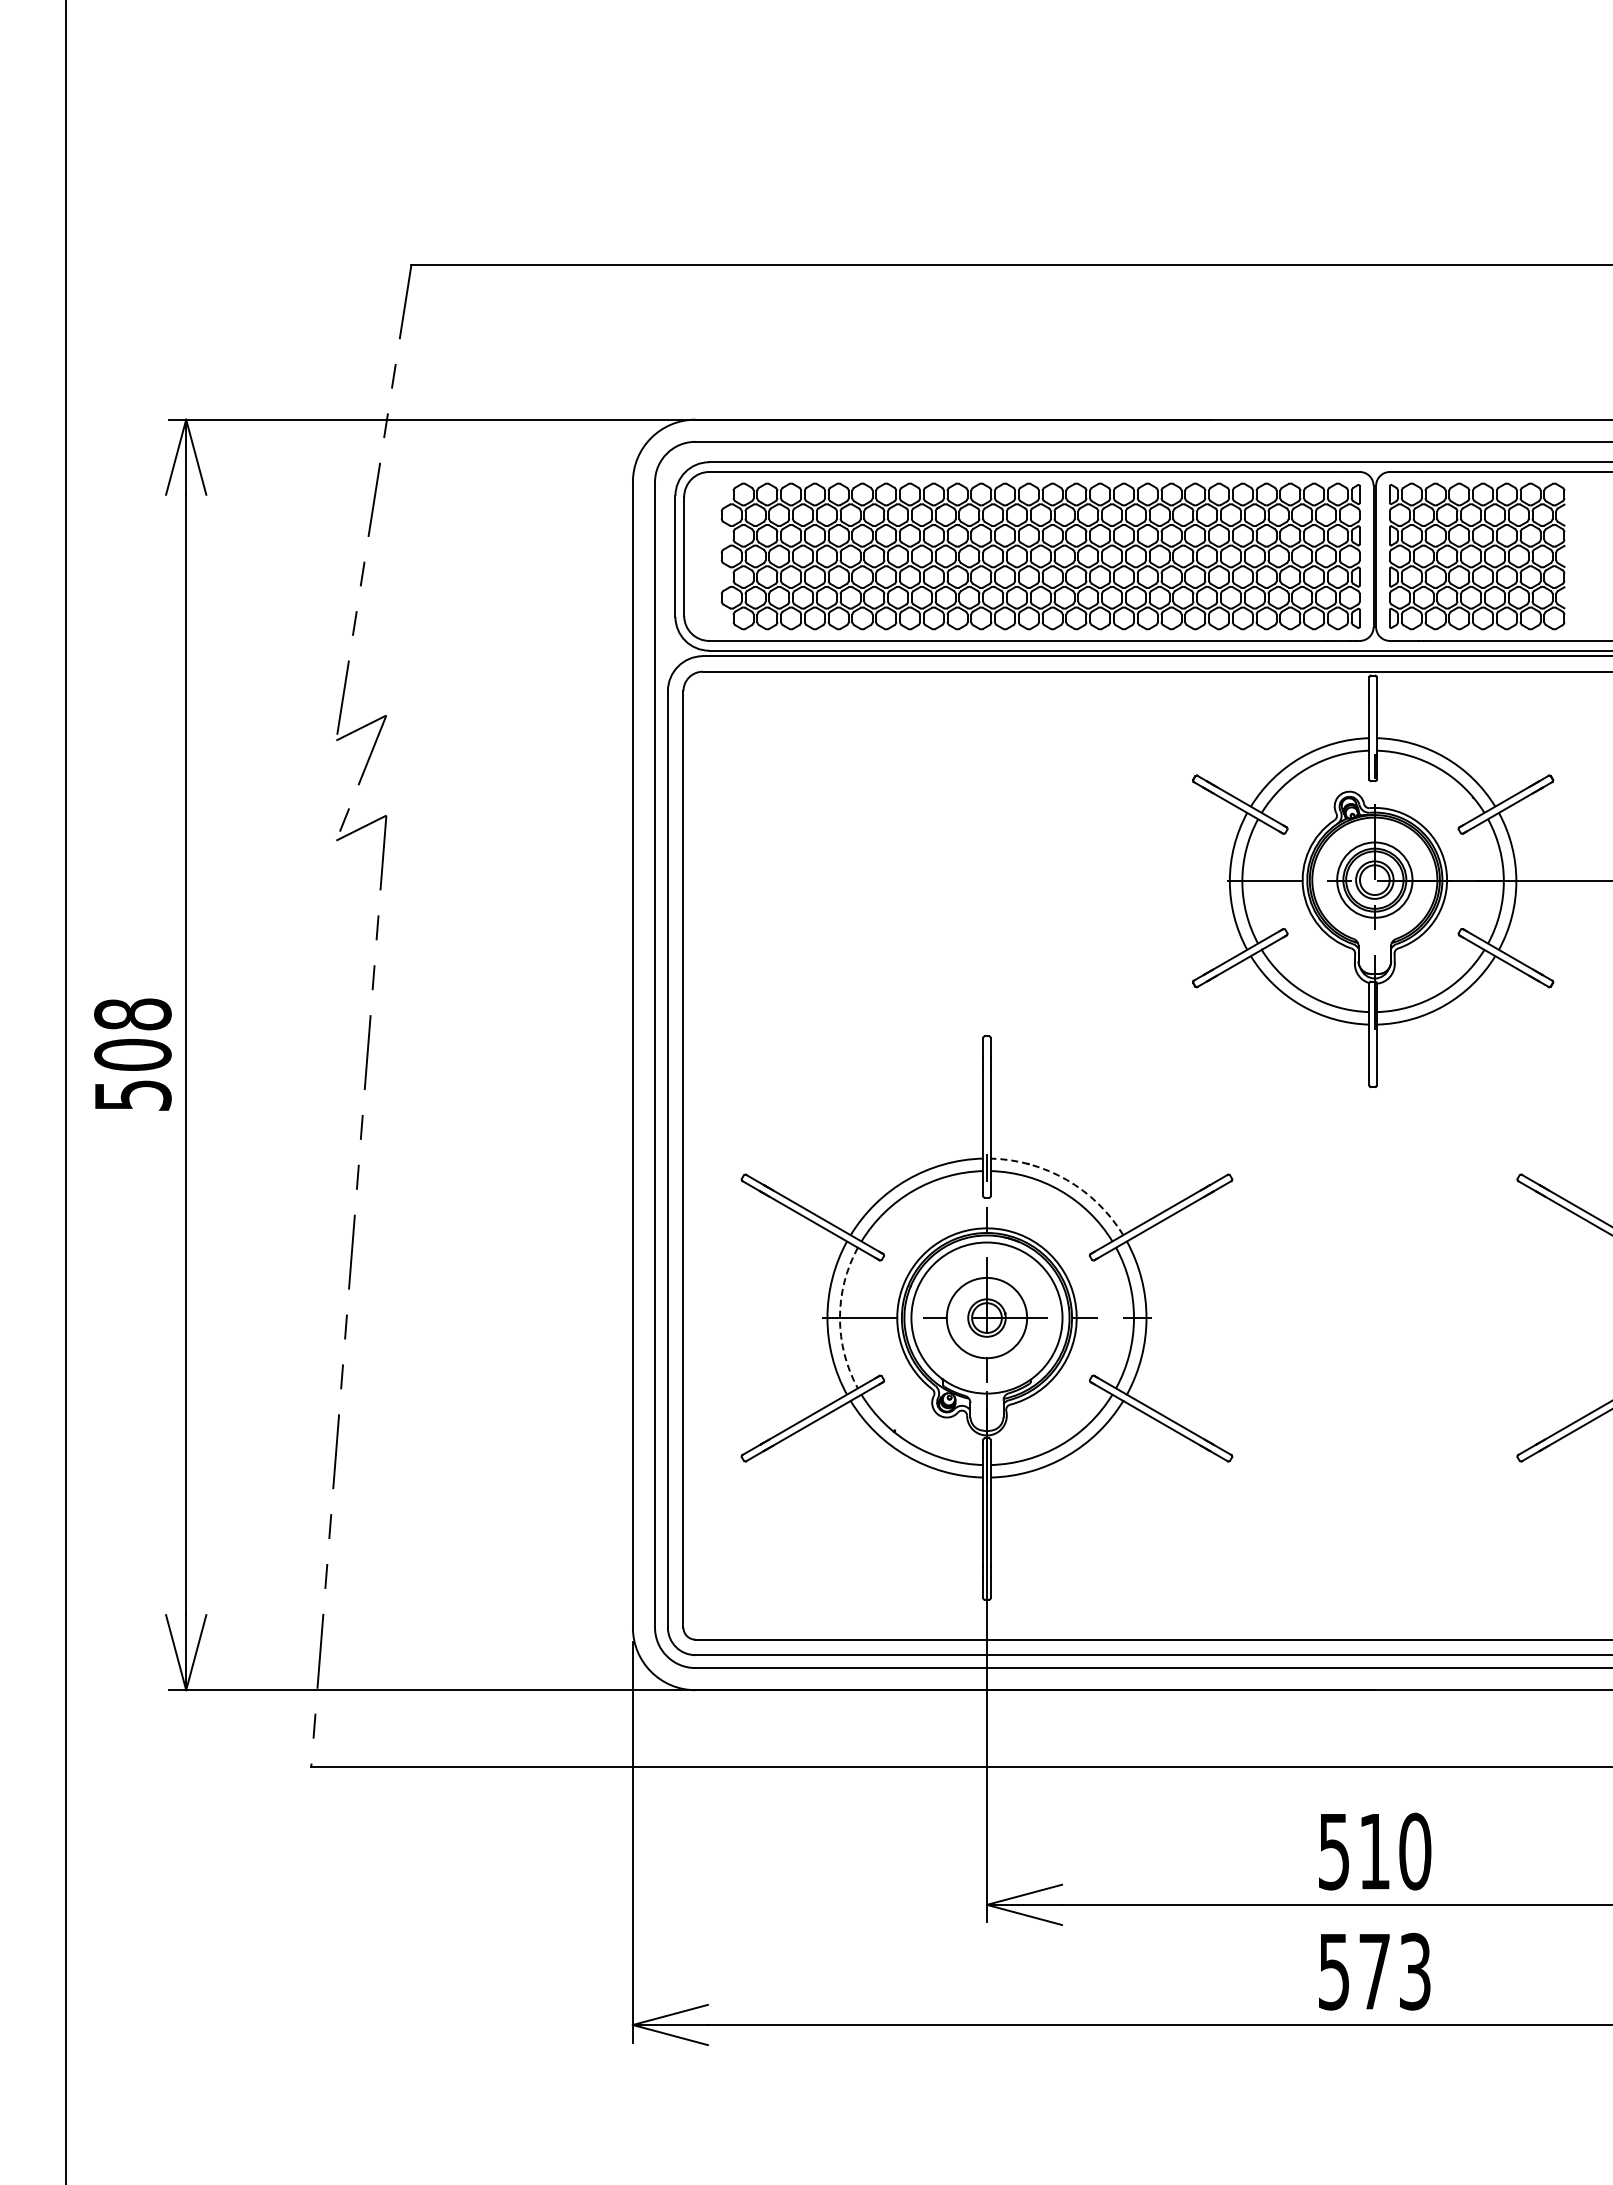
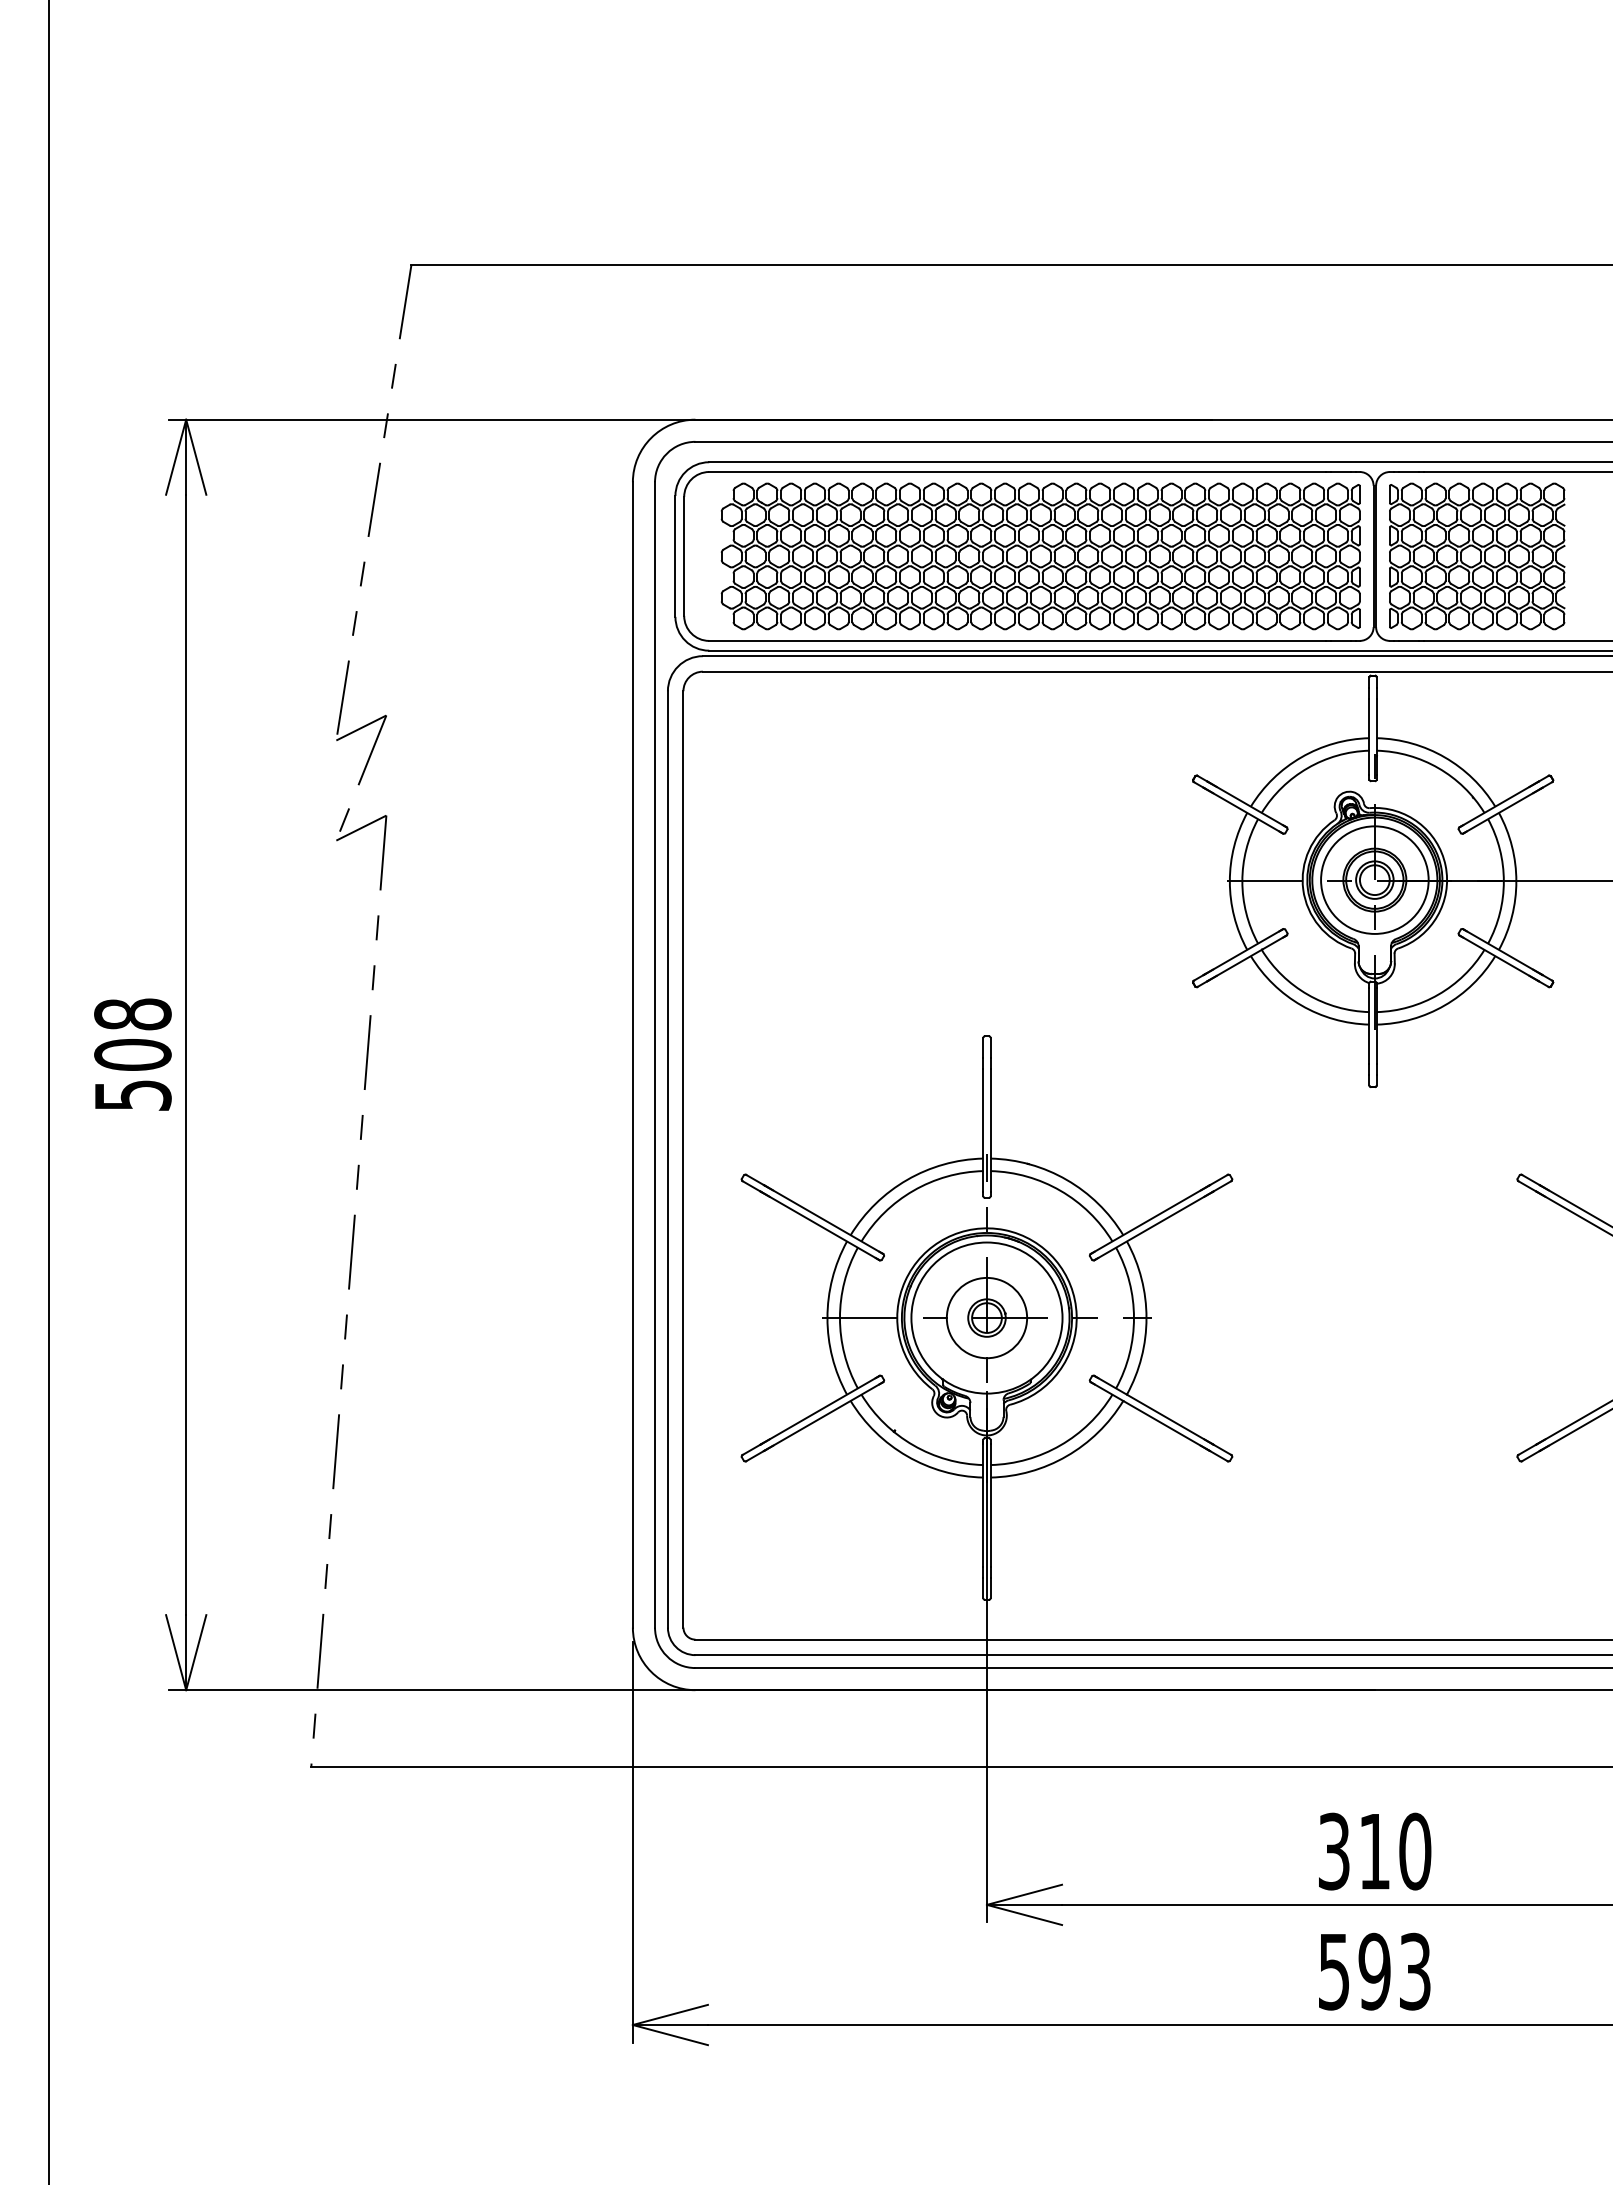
circle diameter: 75 px -> 108 px (1374, 879)
line position: (65, 1091) -> (48, 1091) (48, 1091)
arc: dashed -> solid (1066, 1179)
arc: dashed -> solid (839, 1318)
text: 510 -> 310 (1334, 1850)
text: 573 -> 593 (1374, 1971)
